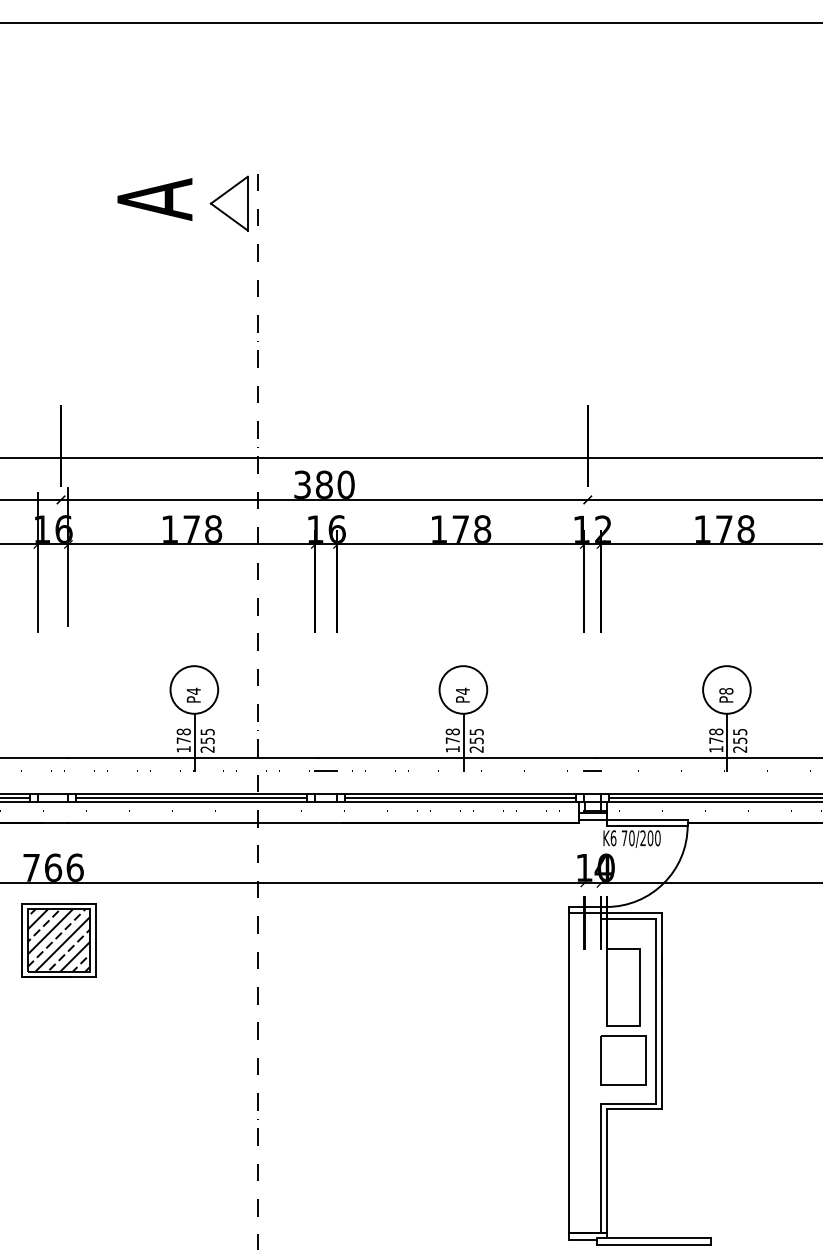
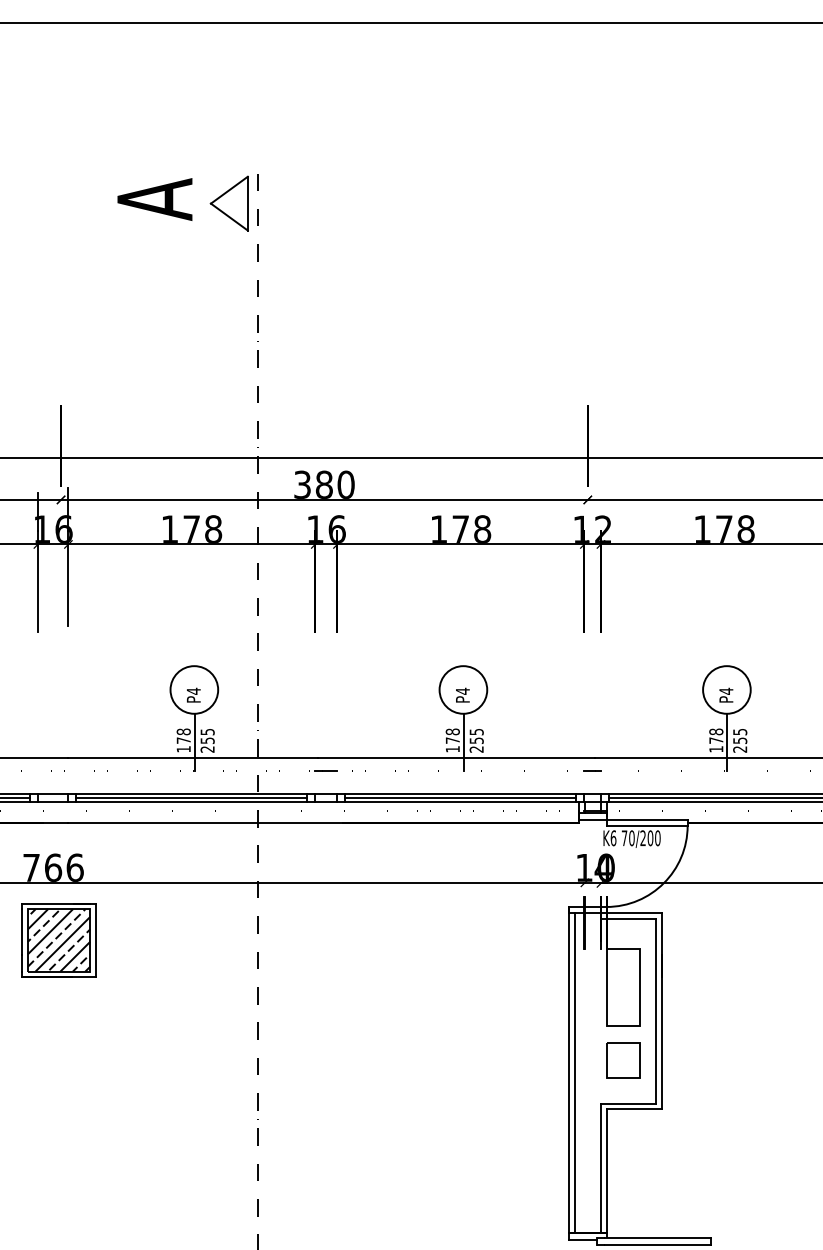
text: P8 -> P4 (726, 690)
part size: 47x51 px -> 35x37 px (623, 1060)
line: none -> present (574, 1073)
